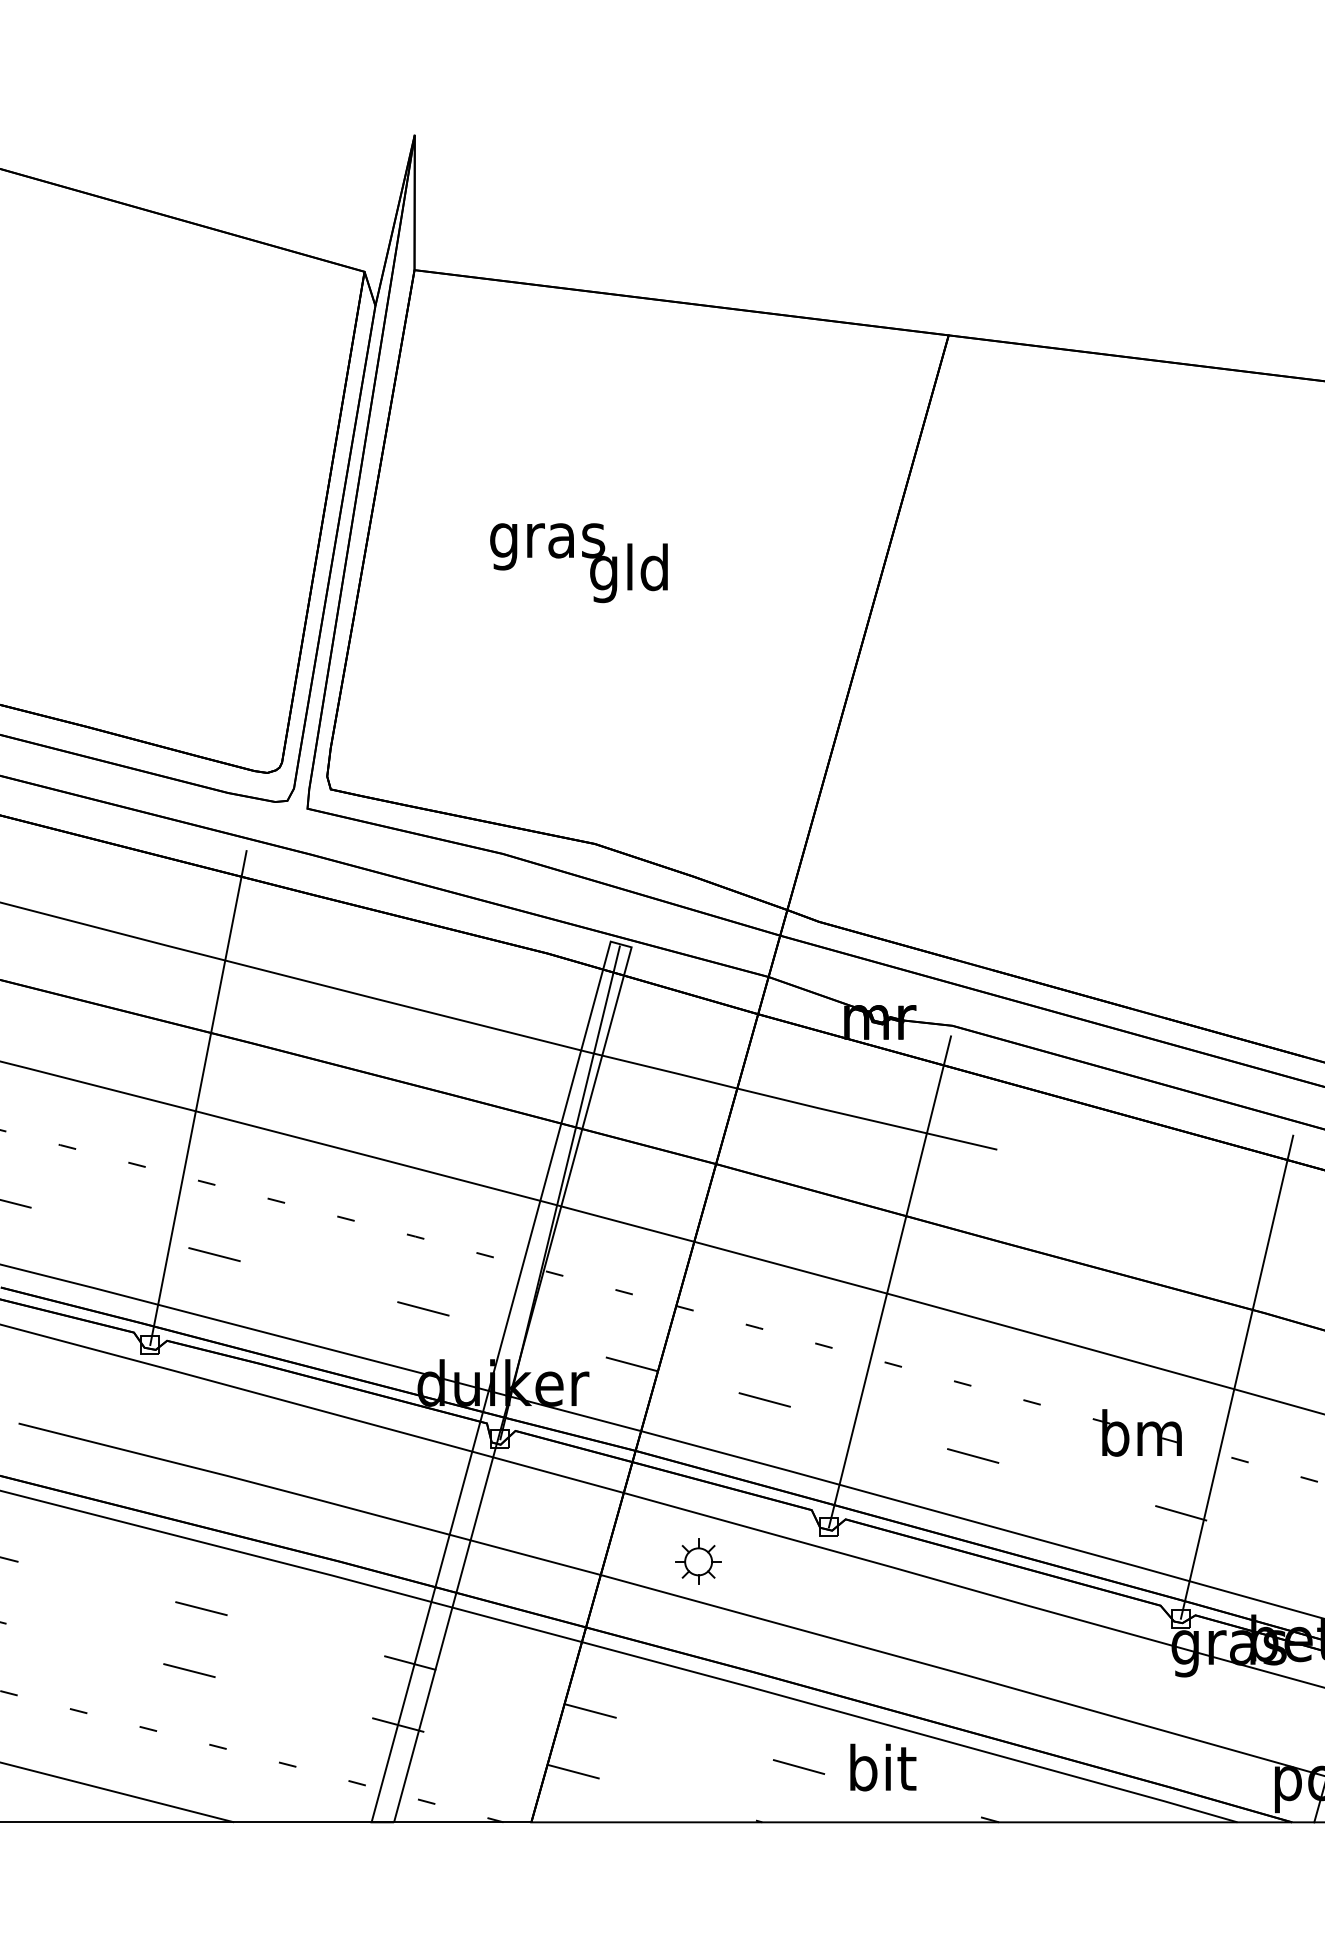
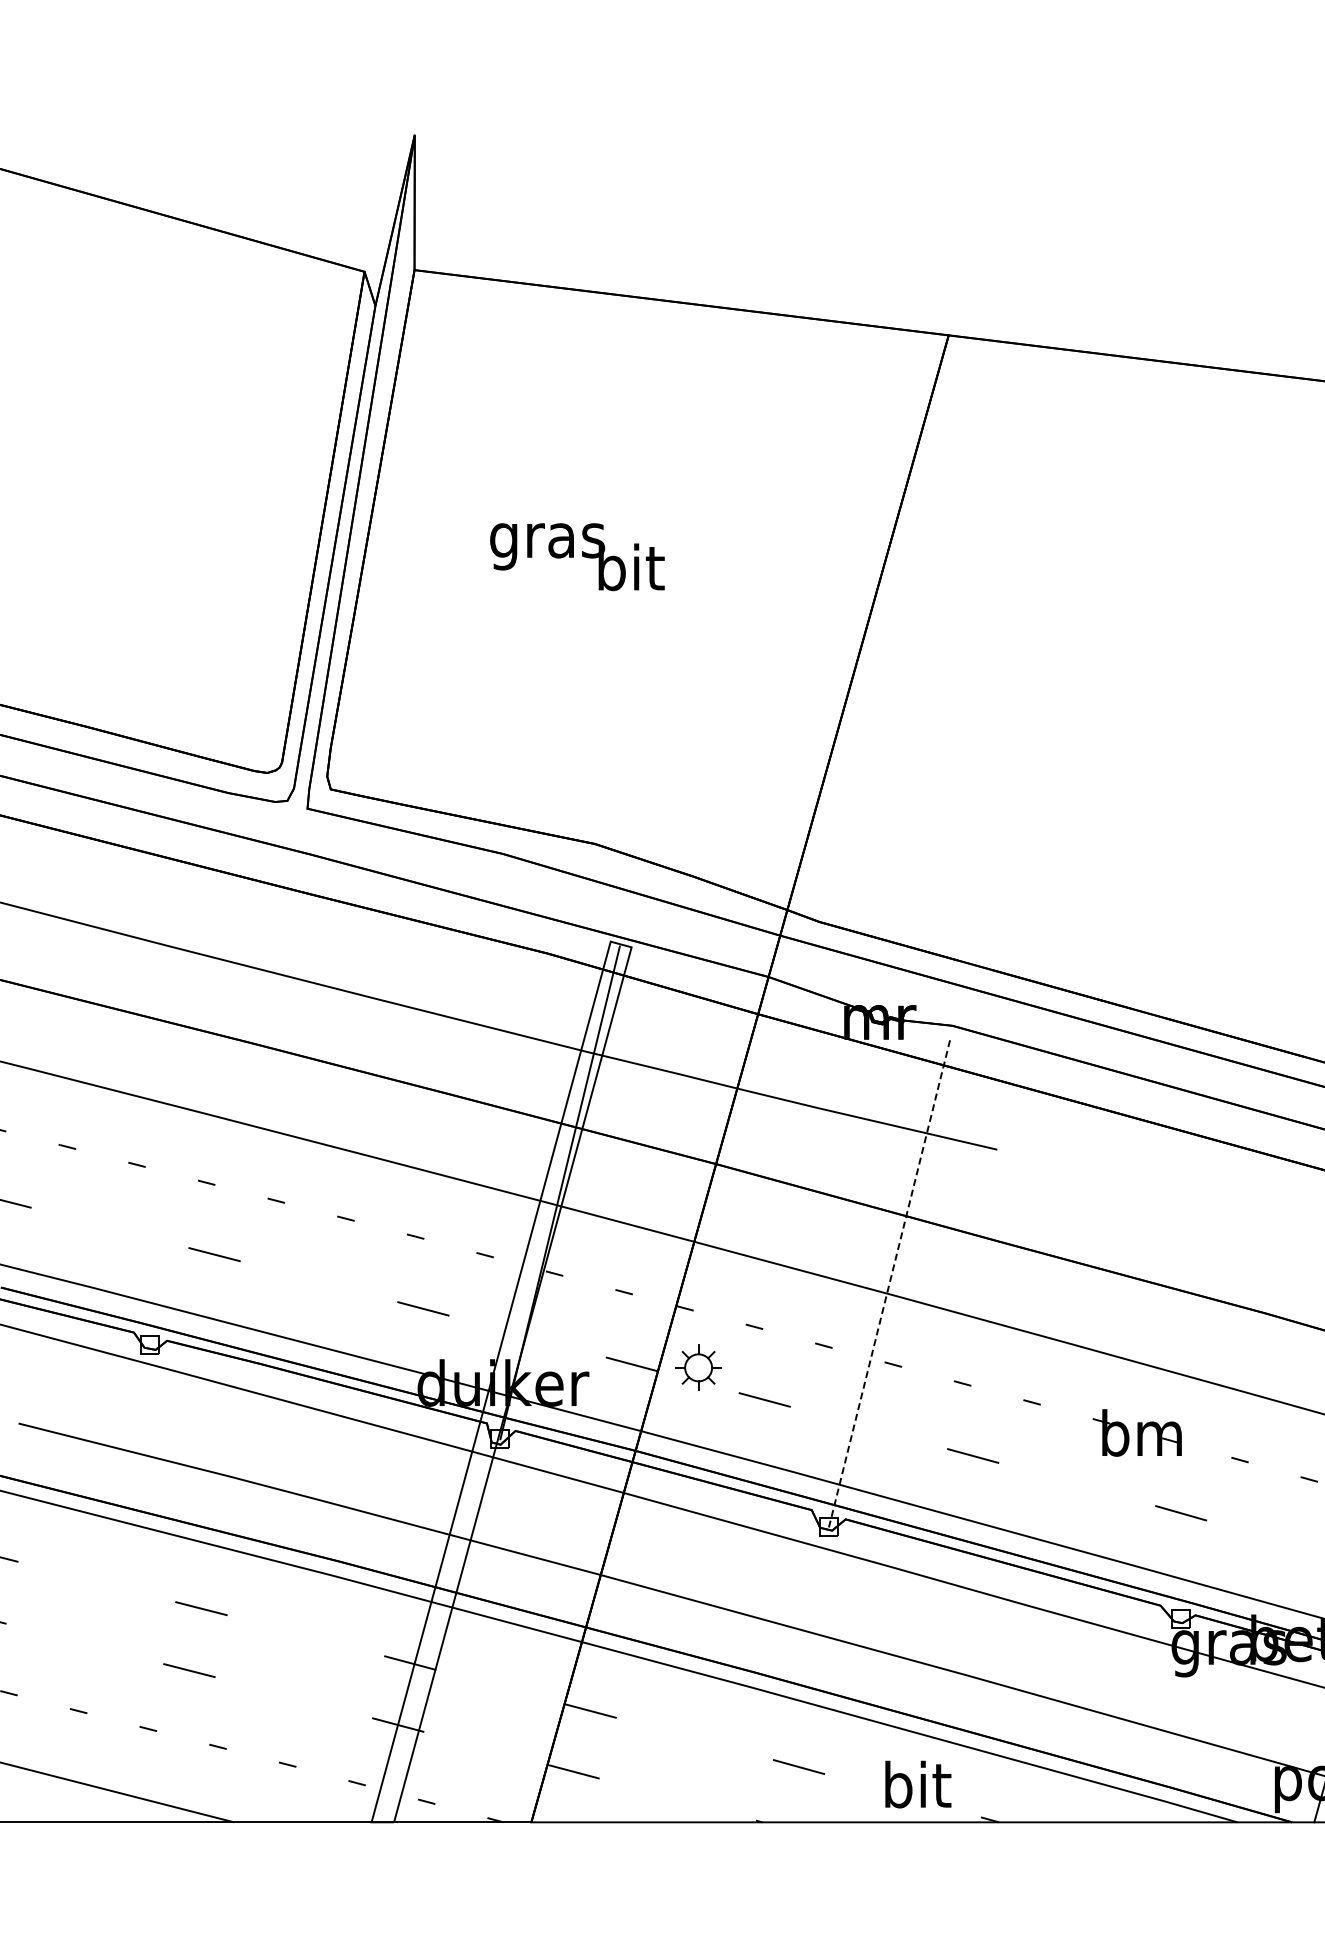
text: gld -> bit (628, 573)
line: present -> none (198, 1097)
line: solid -> dashed (890, 1281)
line: present -> none (1236, 1376)
part position: (698, 1561) -> (698, 1367) (698, 1367)
text position: (883, 1767) -> (918, 1784) (918, 1784)
